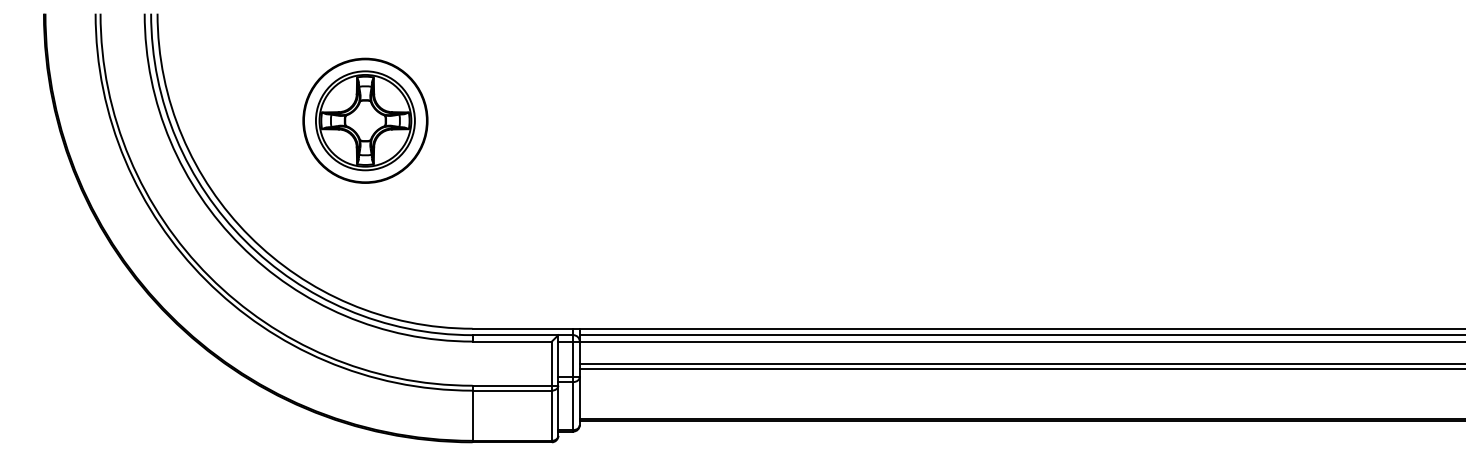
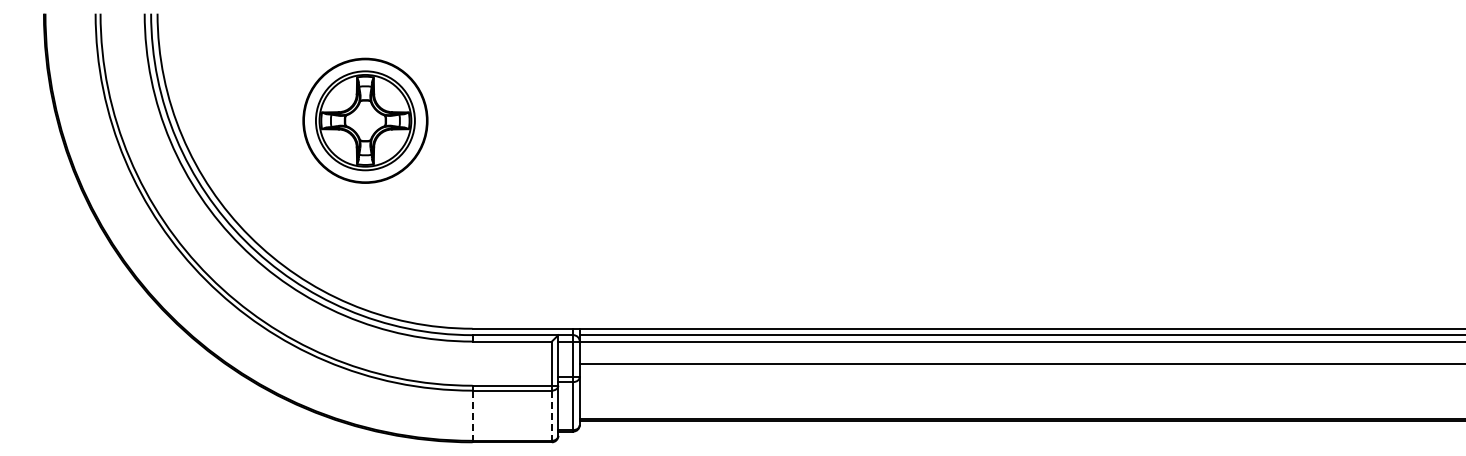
line: present -> none (1020, 369)
line: solid -> dashed (472, 416)
line: solid -> dashed (551, 416)
